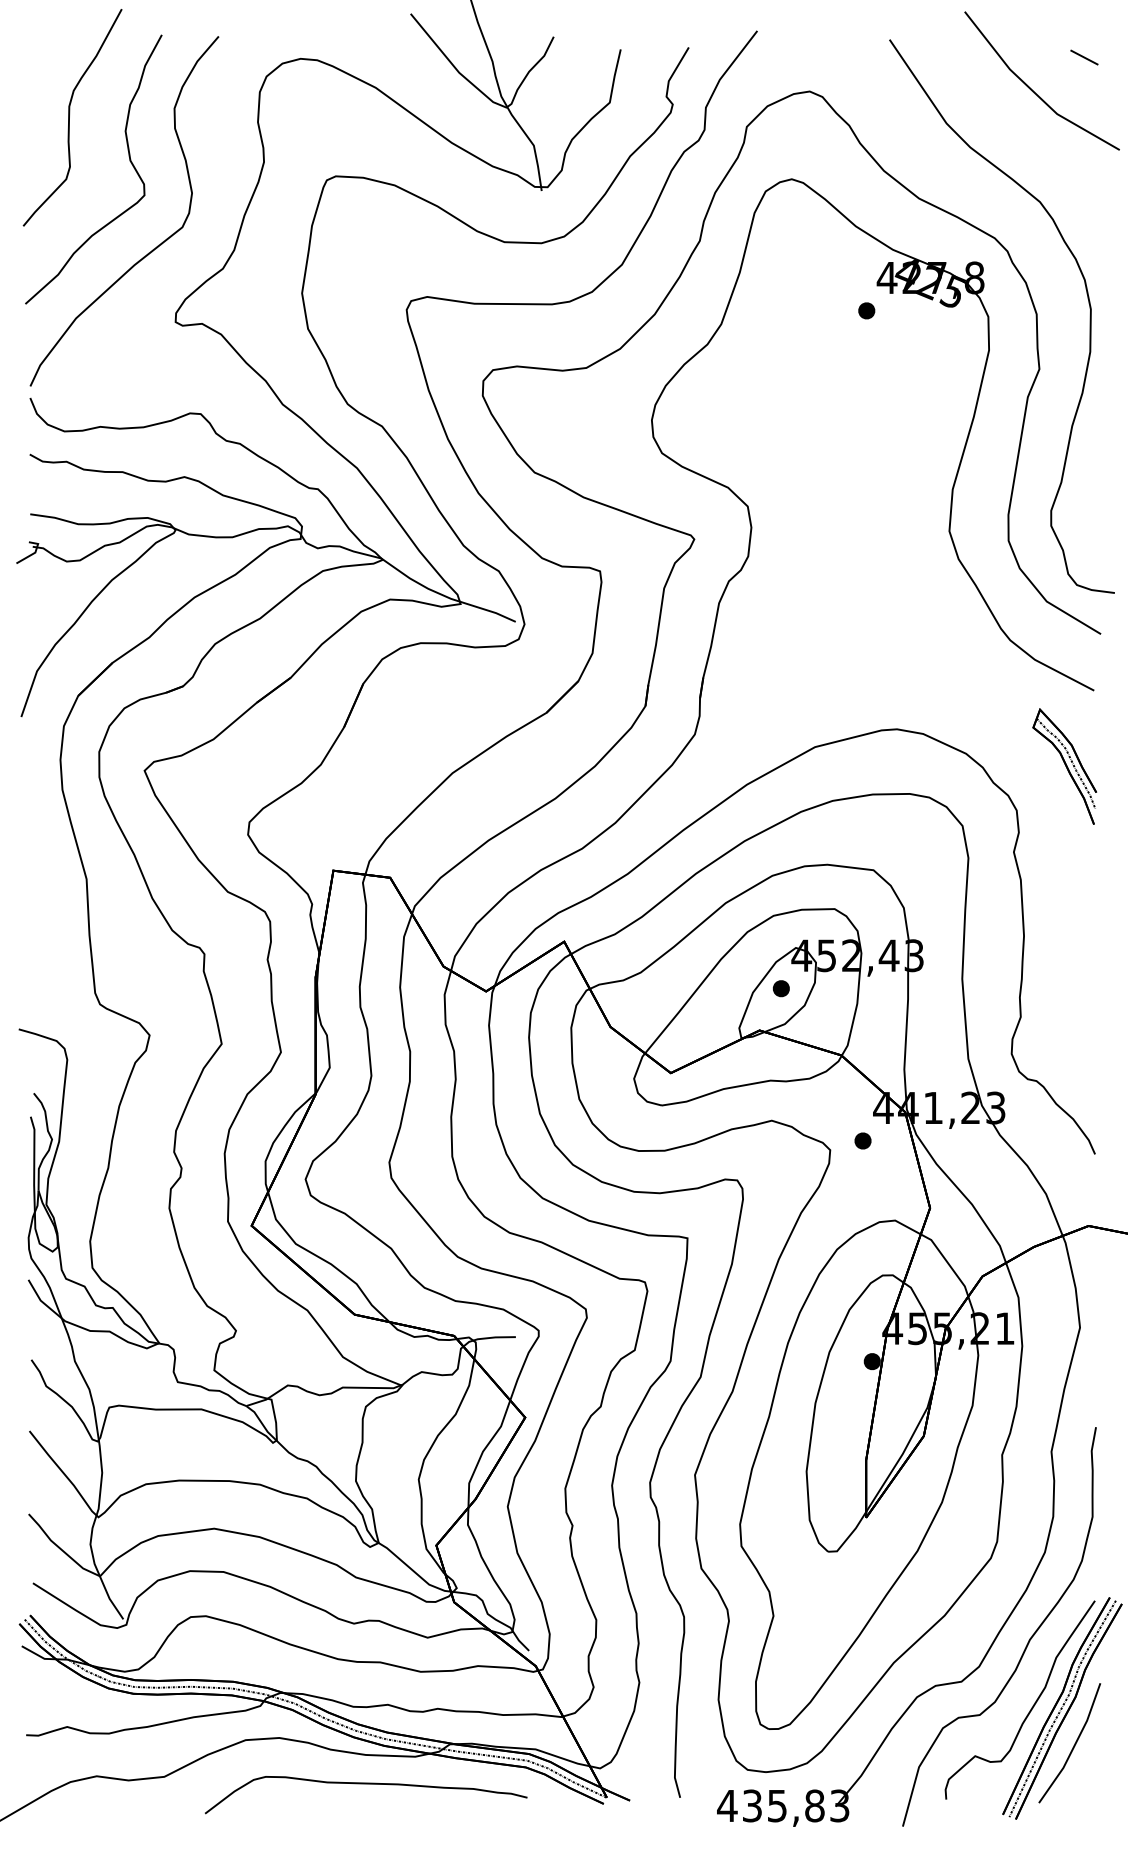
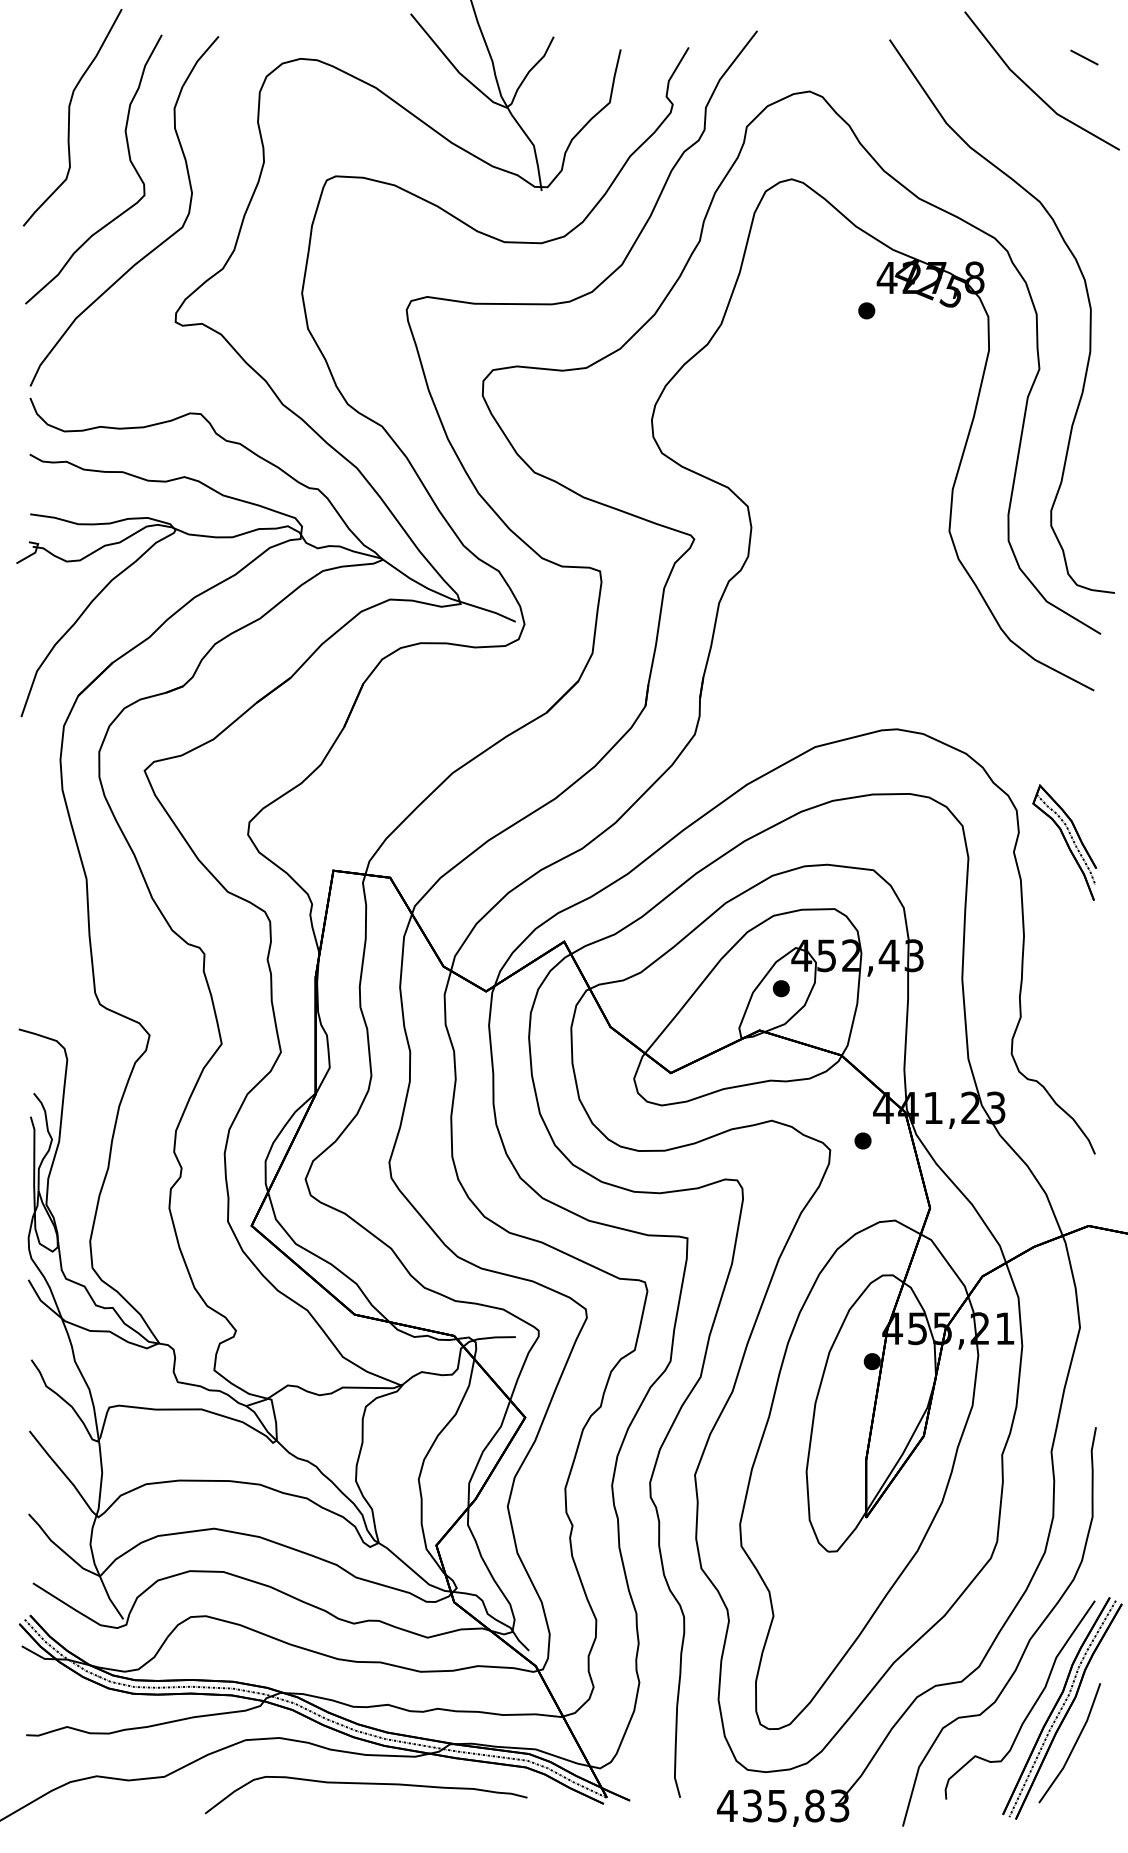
part position: (1064, 766) -> (1064, 842) (1064, 842)
